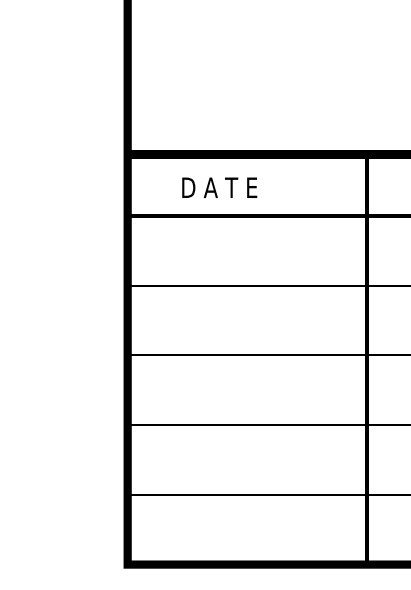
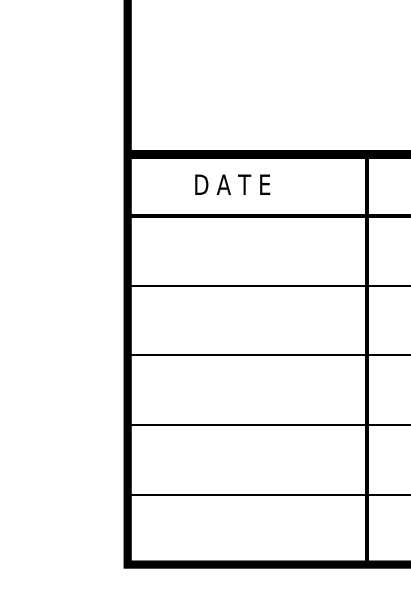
text position: (219, 187) -> (232, 184) (232, 184)
